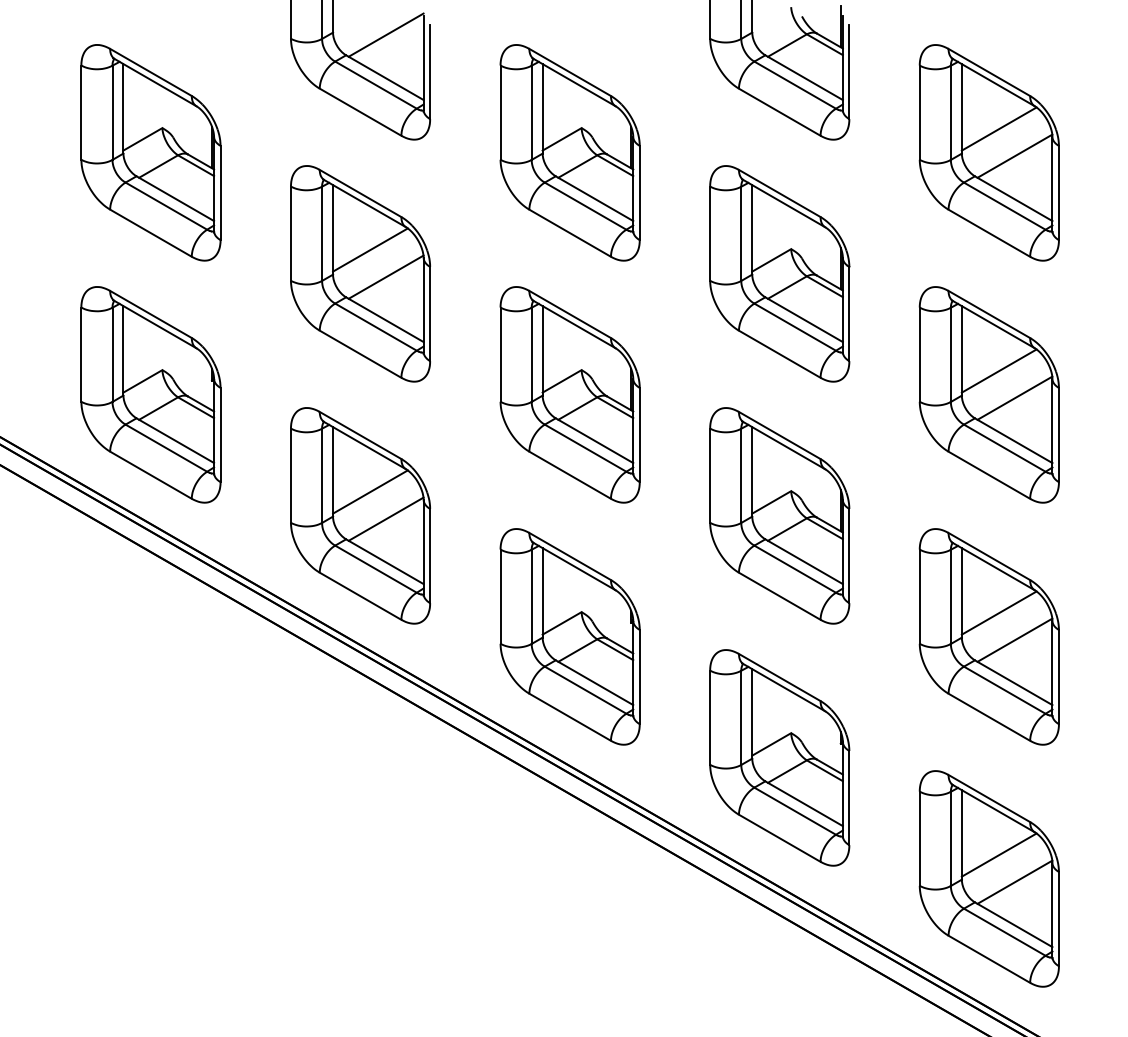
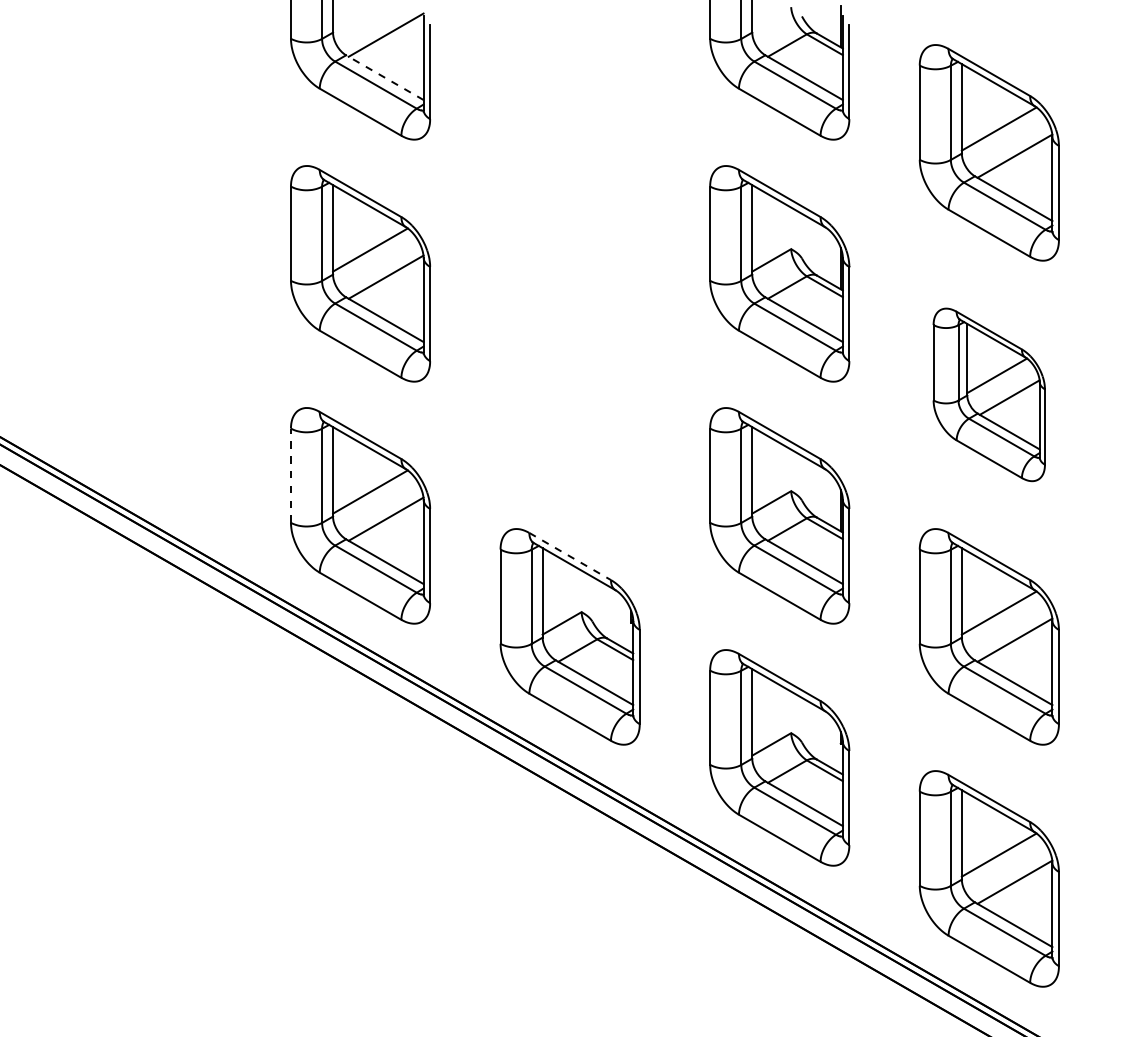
line: solid -> dashed (384, 77)
part: present -> none (150, 152)
part: present -> none (569, 152)
part: present -> none (150, 394)
part: present -> none (569, 394)
part size: 142x218 px -> 114x176 px (988, 394)
line: solid -> dashed (290, 475)
line: solid -> dashed (570, 556)
